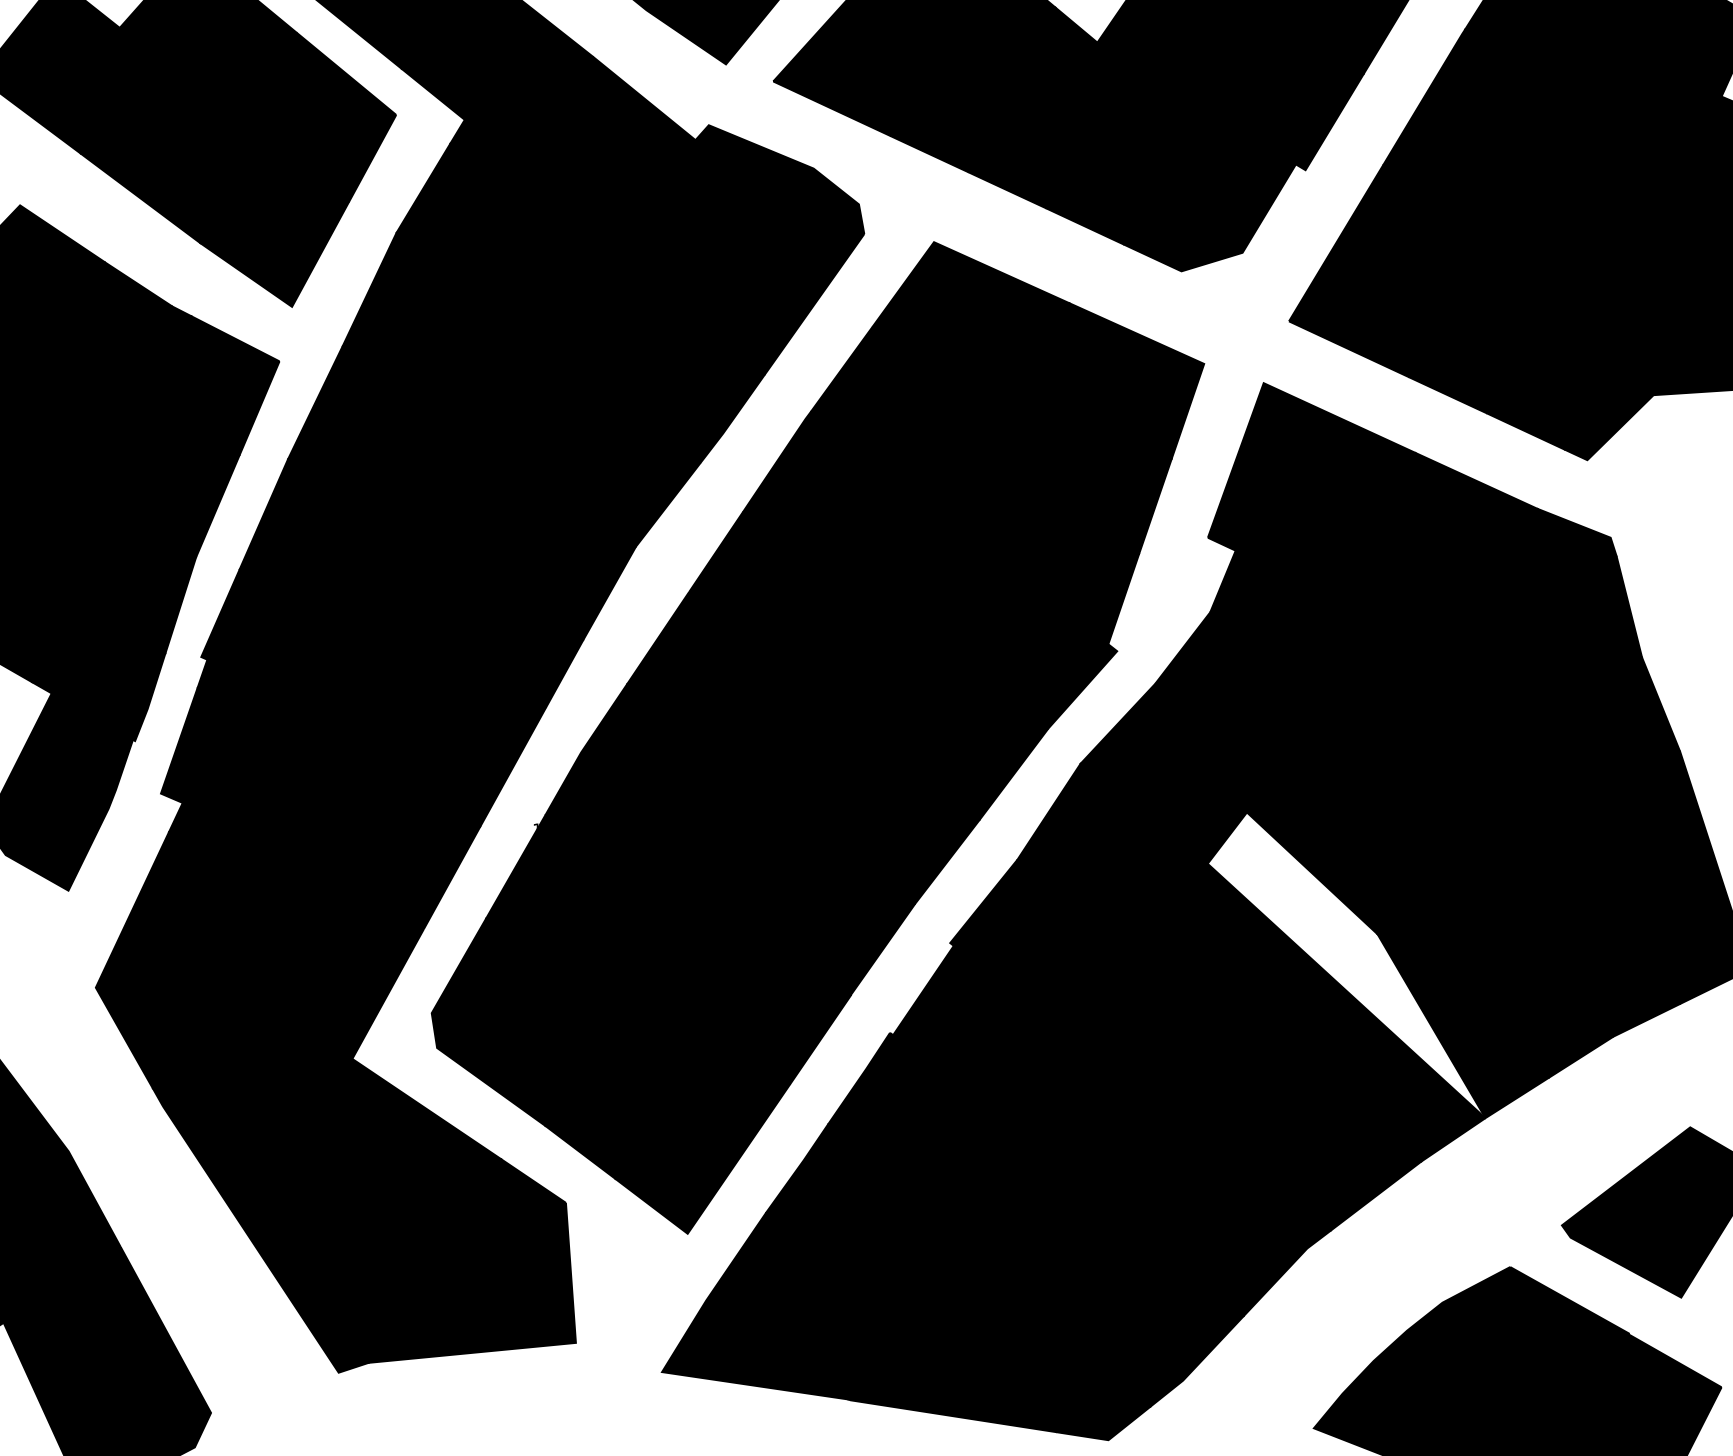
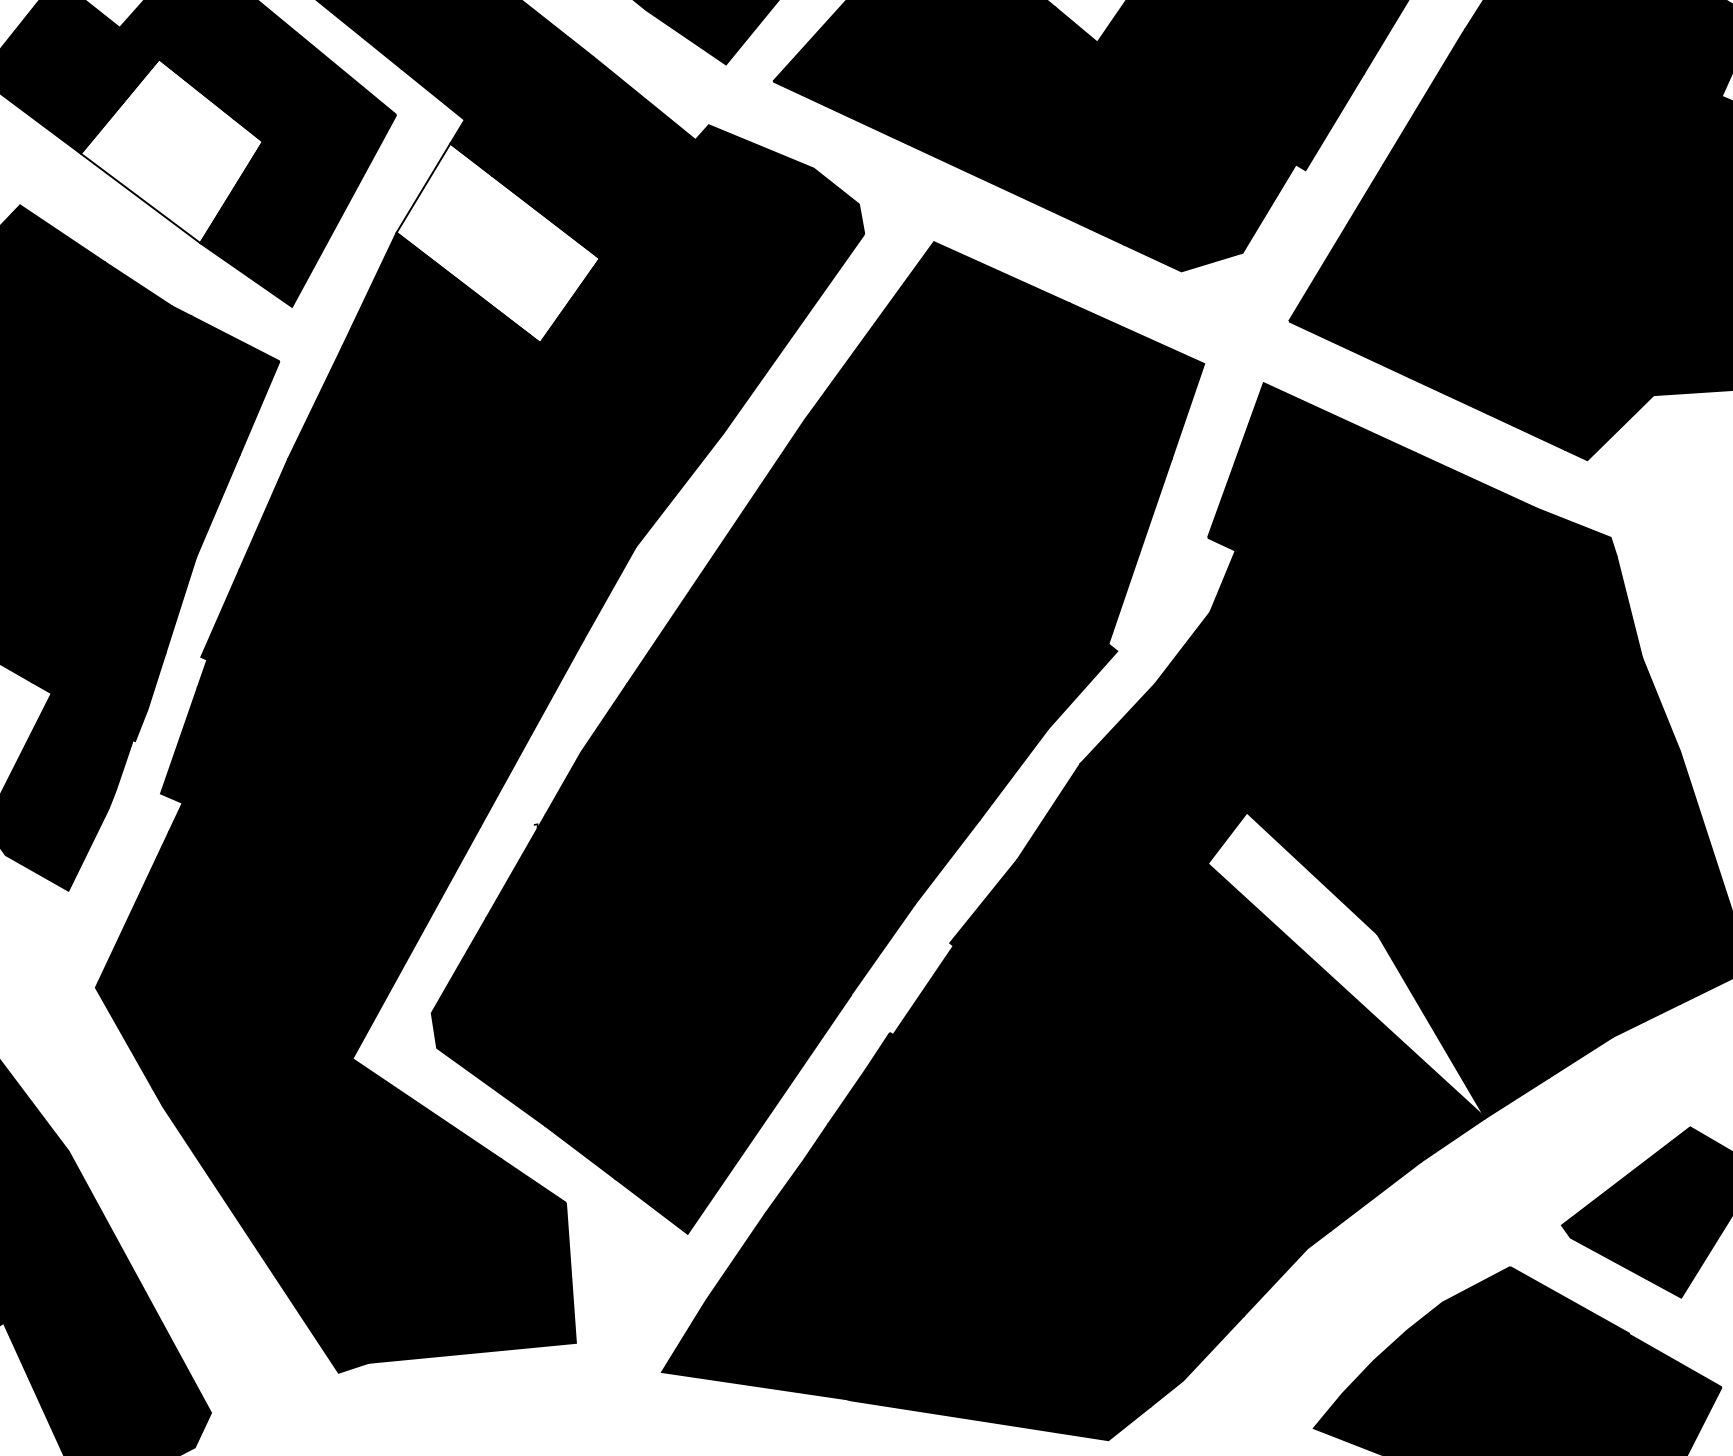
fill: present -> none (171, 151)
fill: present -> none (497, 243)
